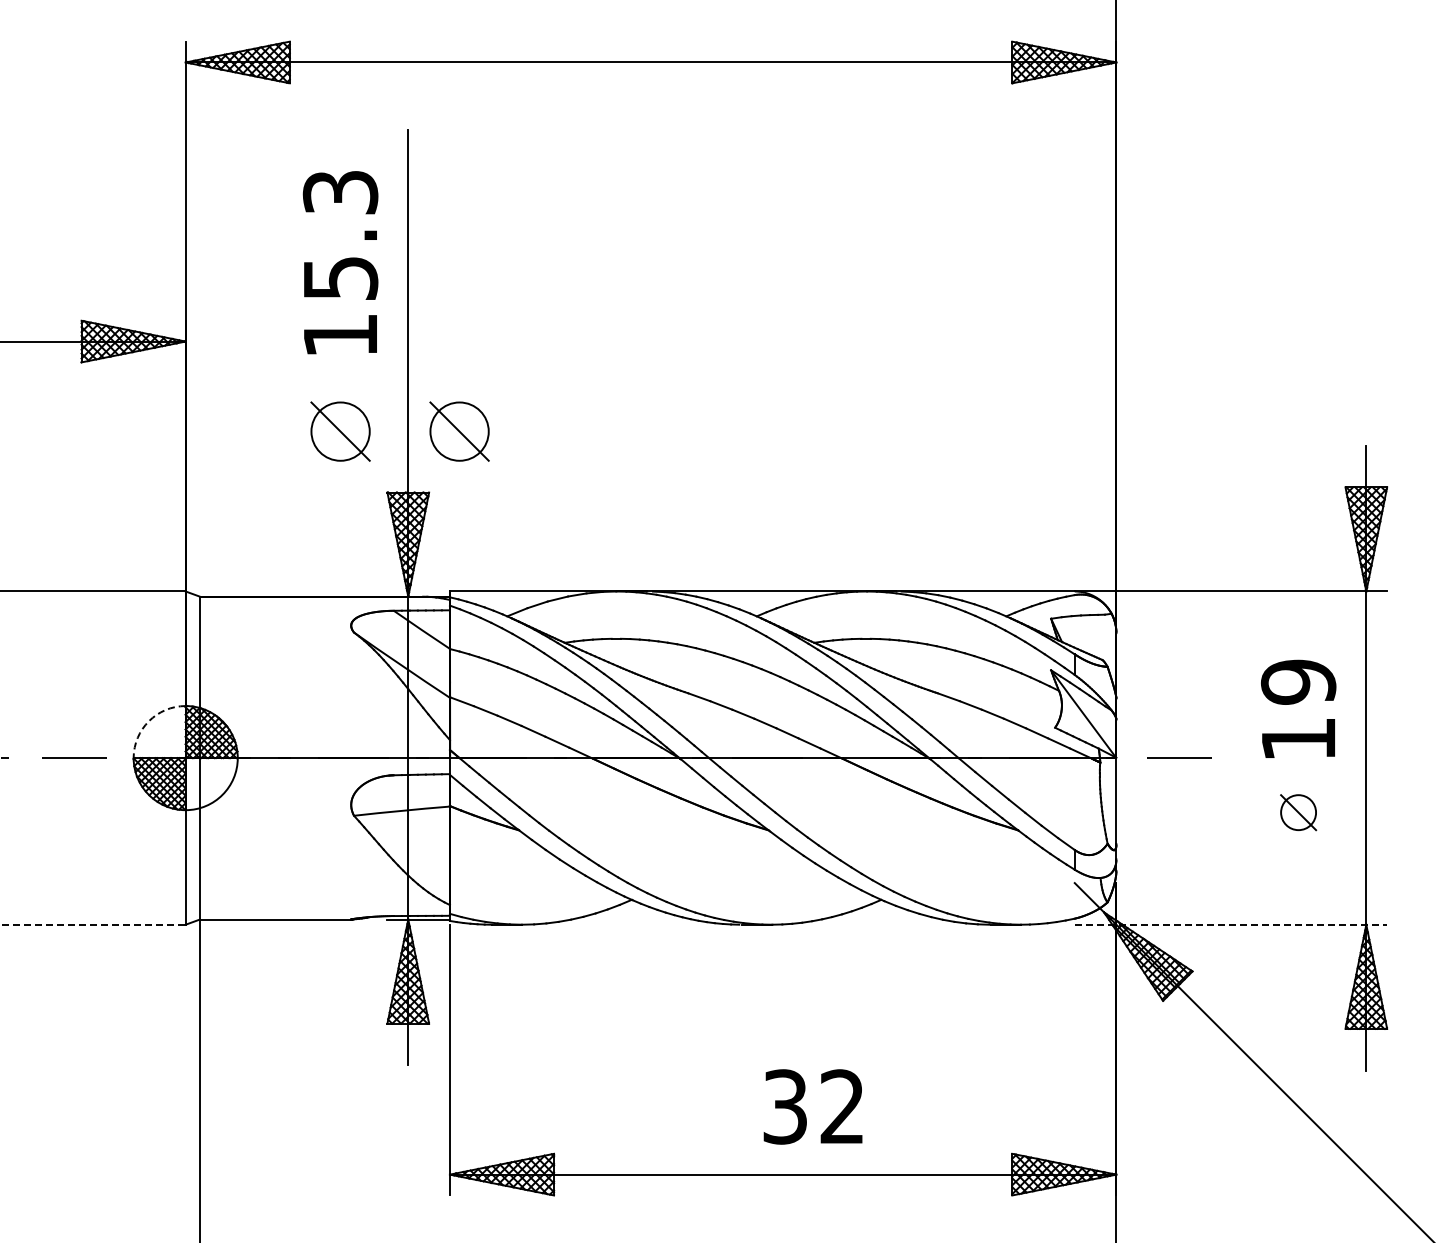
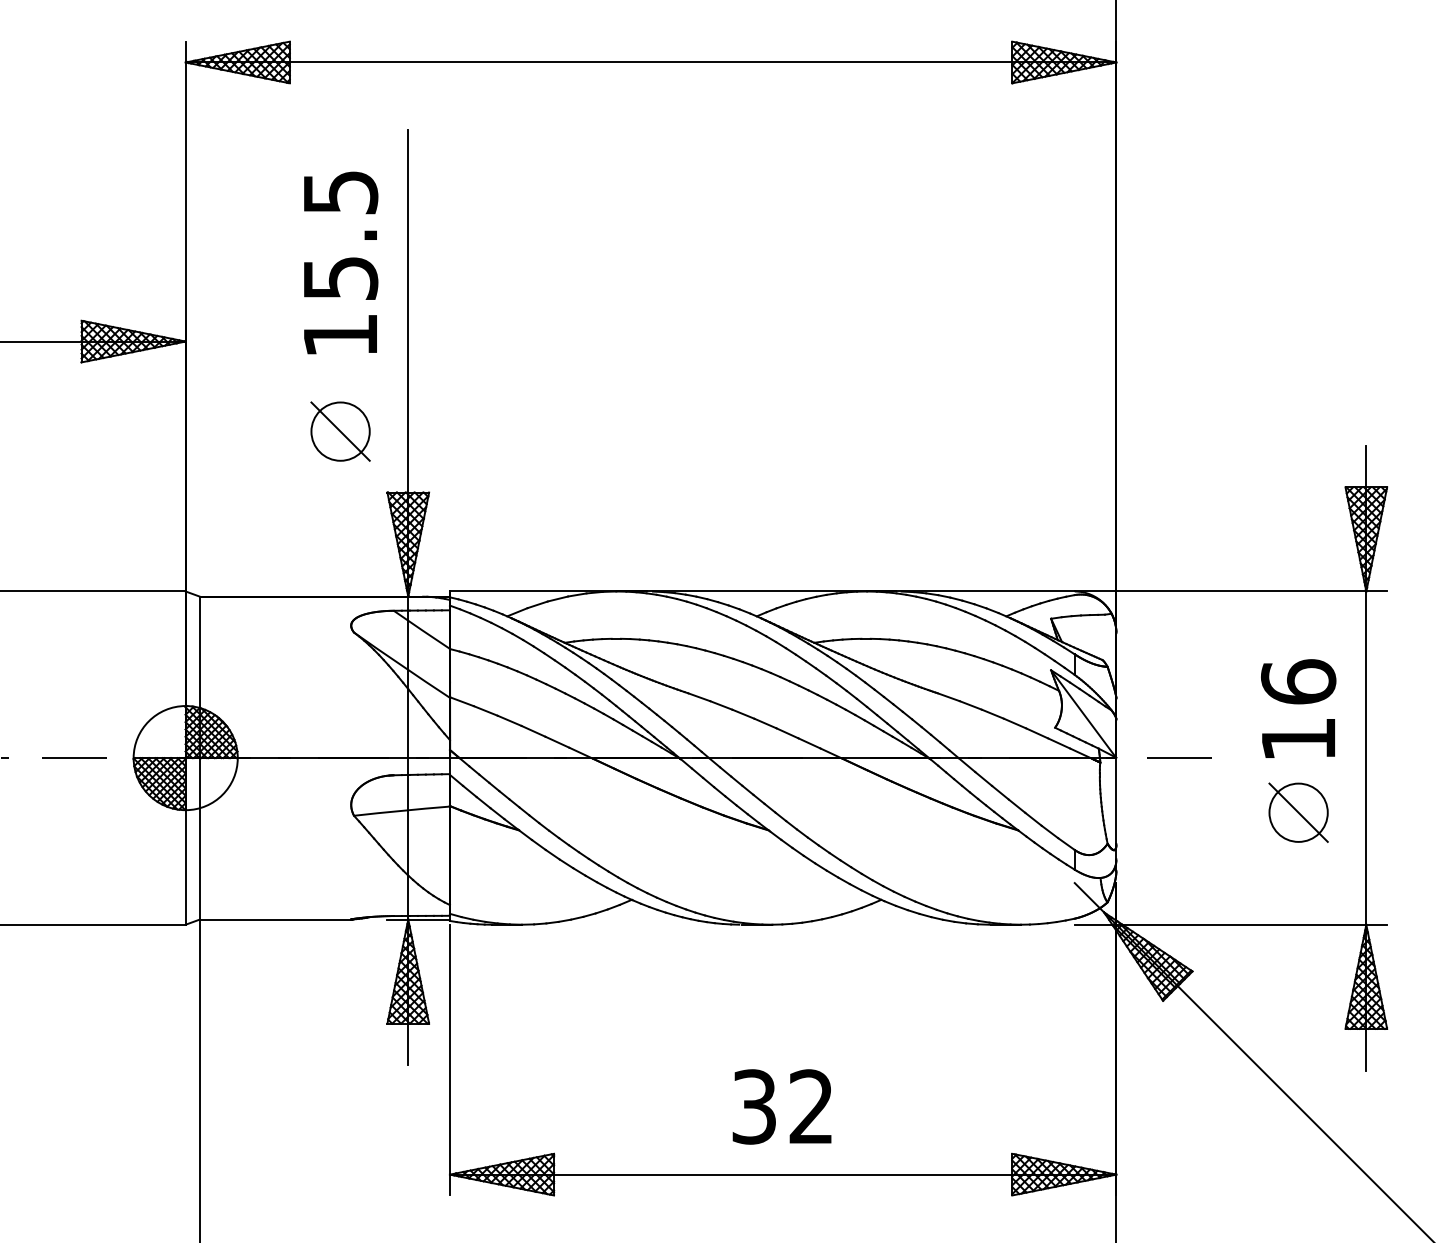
text: 15.3 -> 15.5 (339, 192)
part: present -> none (459, 431)
text: 19 -> 16 (1298, 681)
arc: dashed -> solid (148, 721)
part size: 38x38 px -> 61x61 px (1298, 812)
line: dashed -> solid (93, 924)
line: dashed -> solid (1231, 924)
text position: (812, 1106) -> (781, 1106) (781, 1106)
